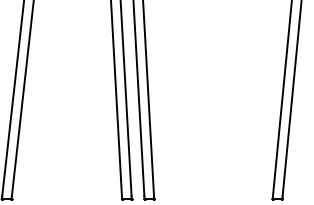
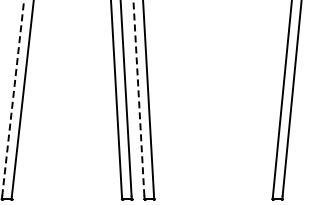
line: solid -> dashed (13, 97)
line: solid -> dashed (138, 98)
